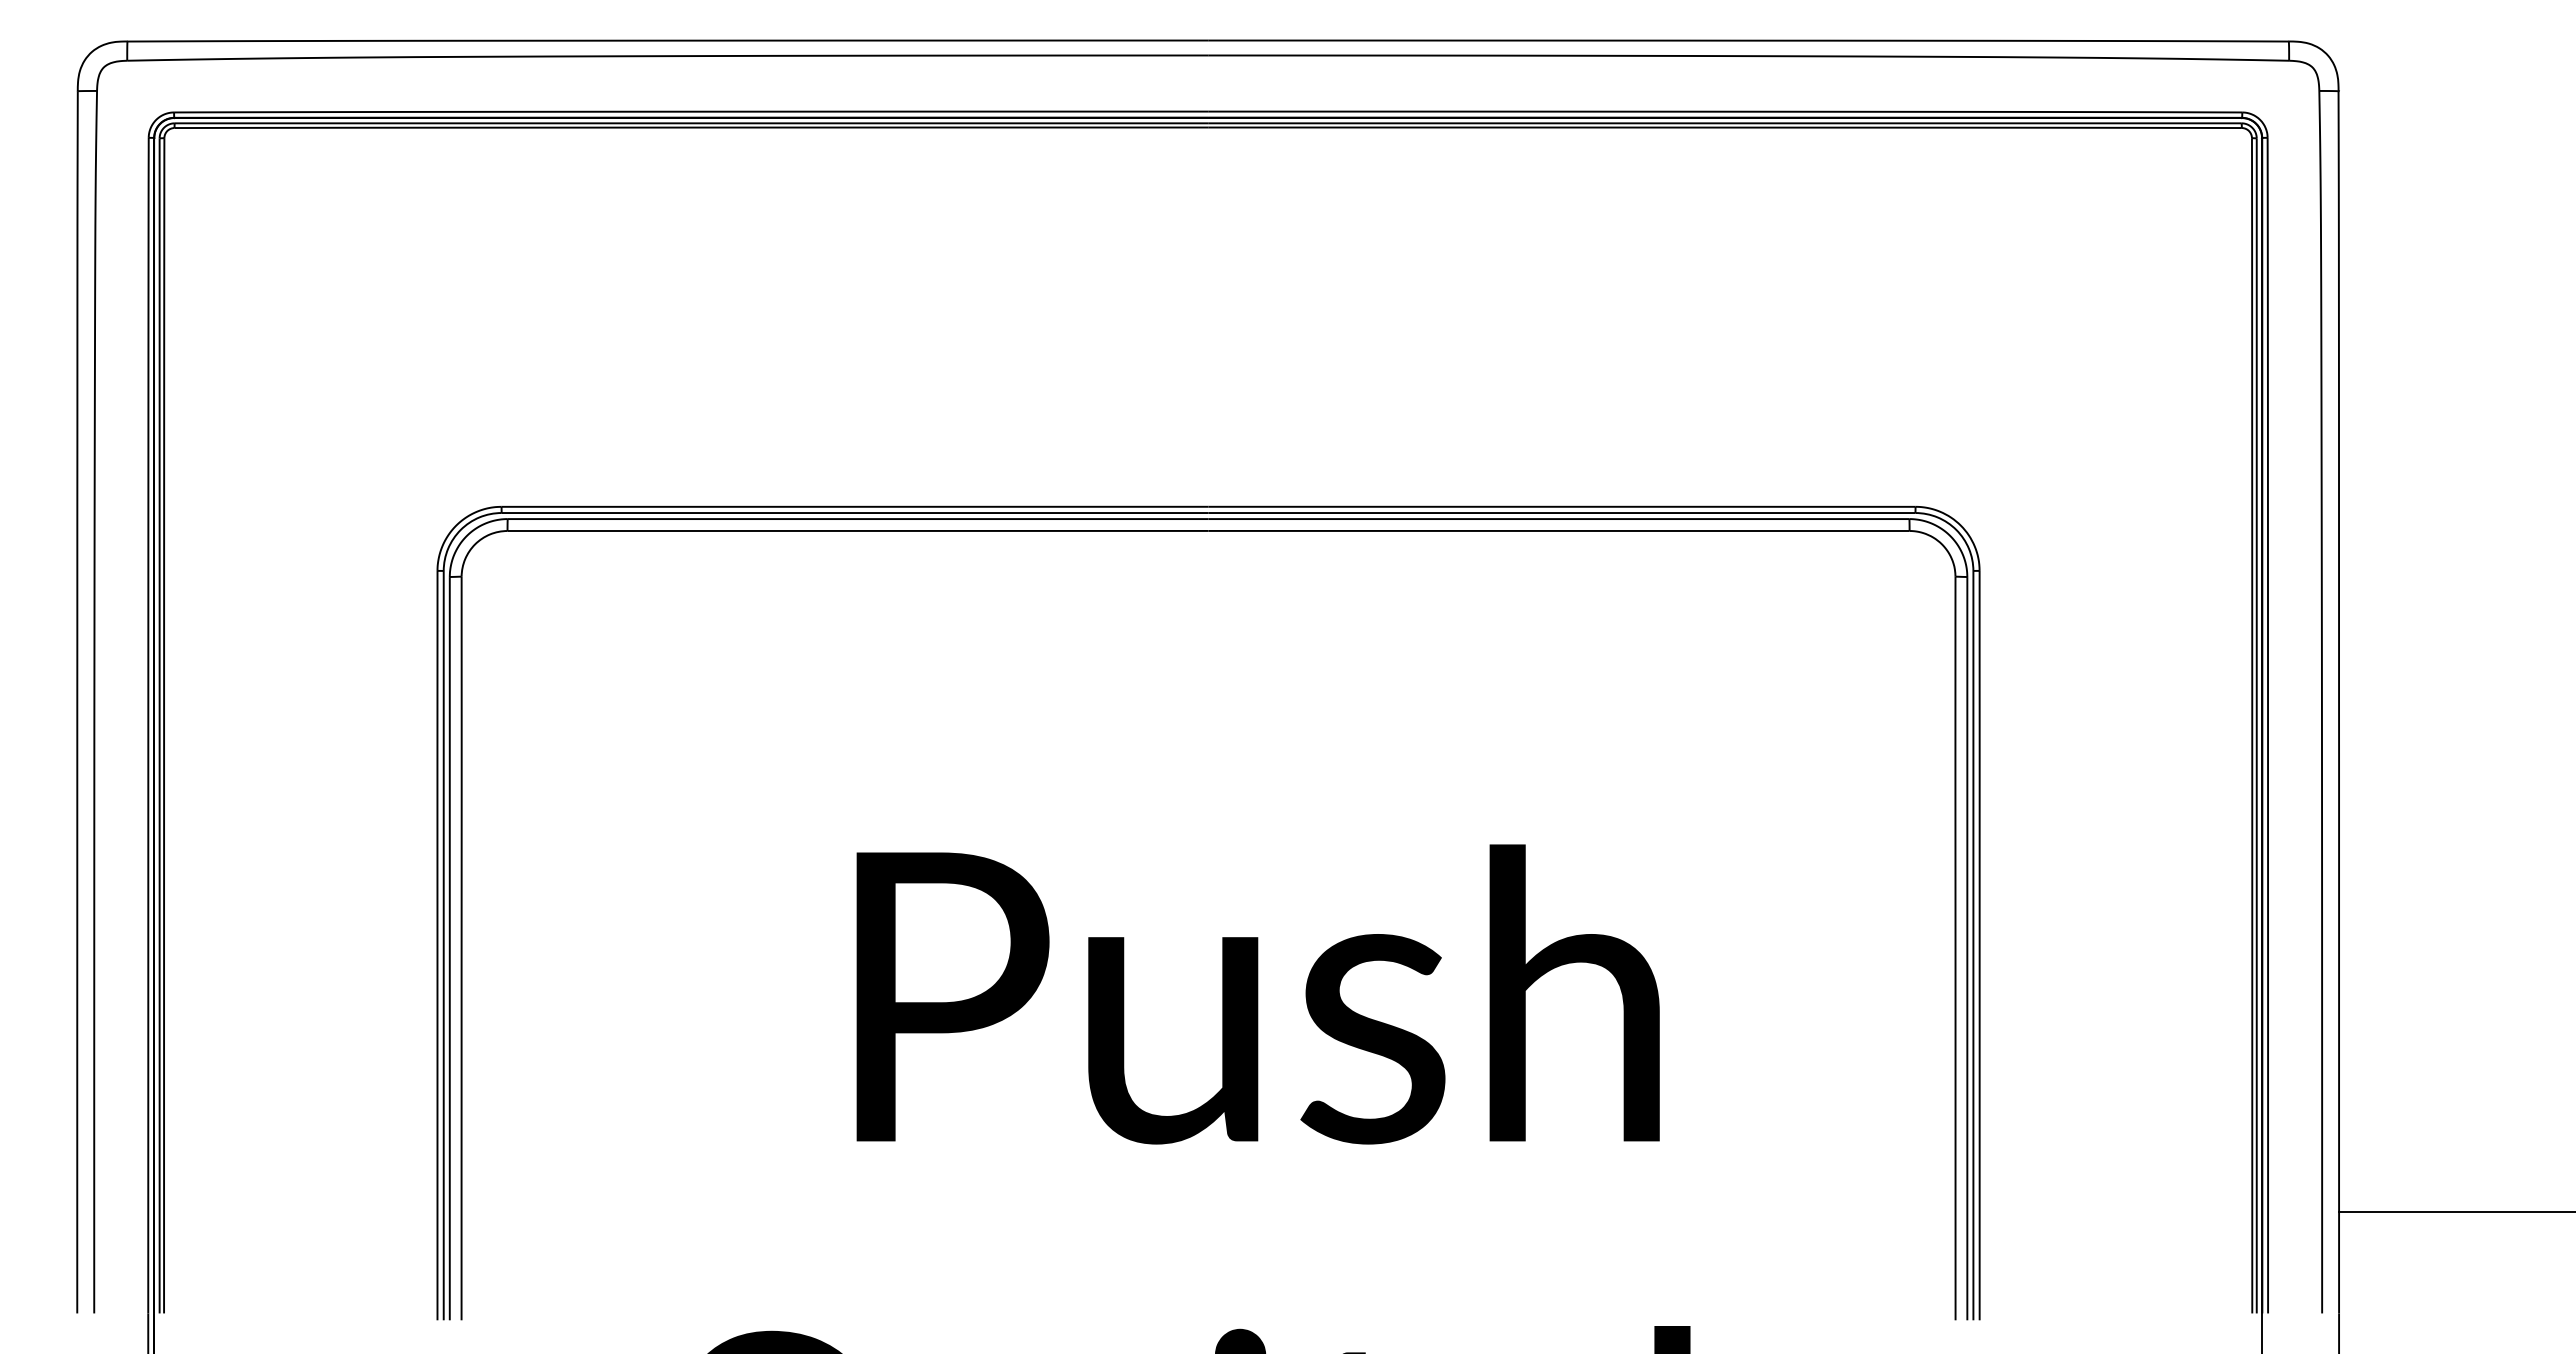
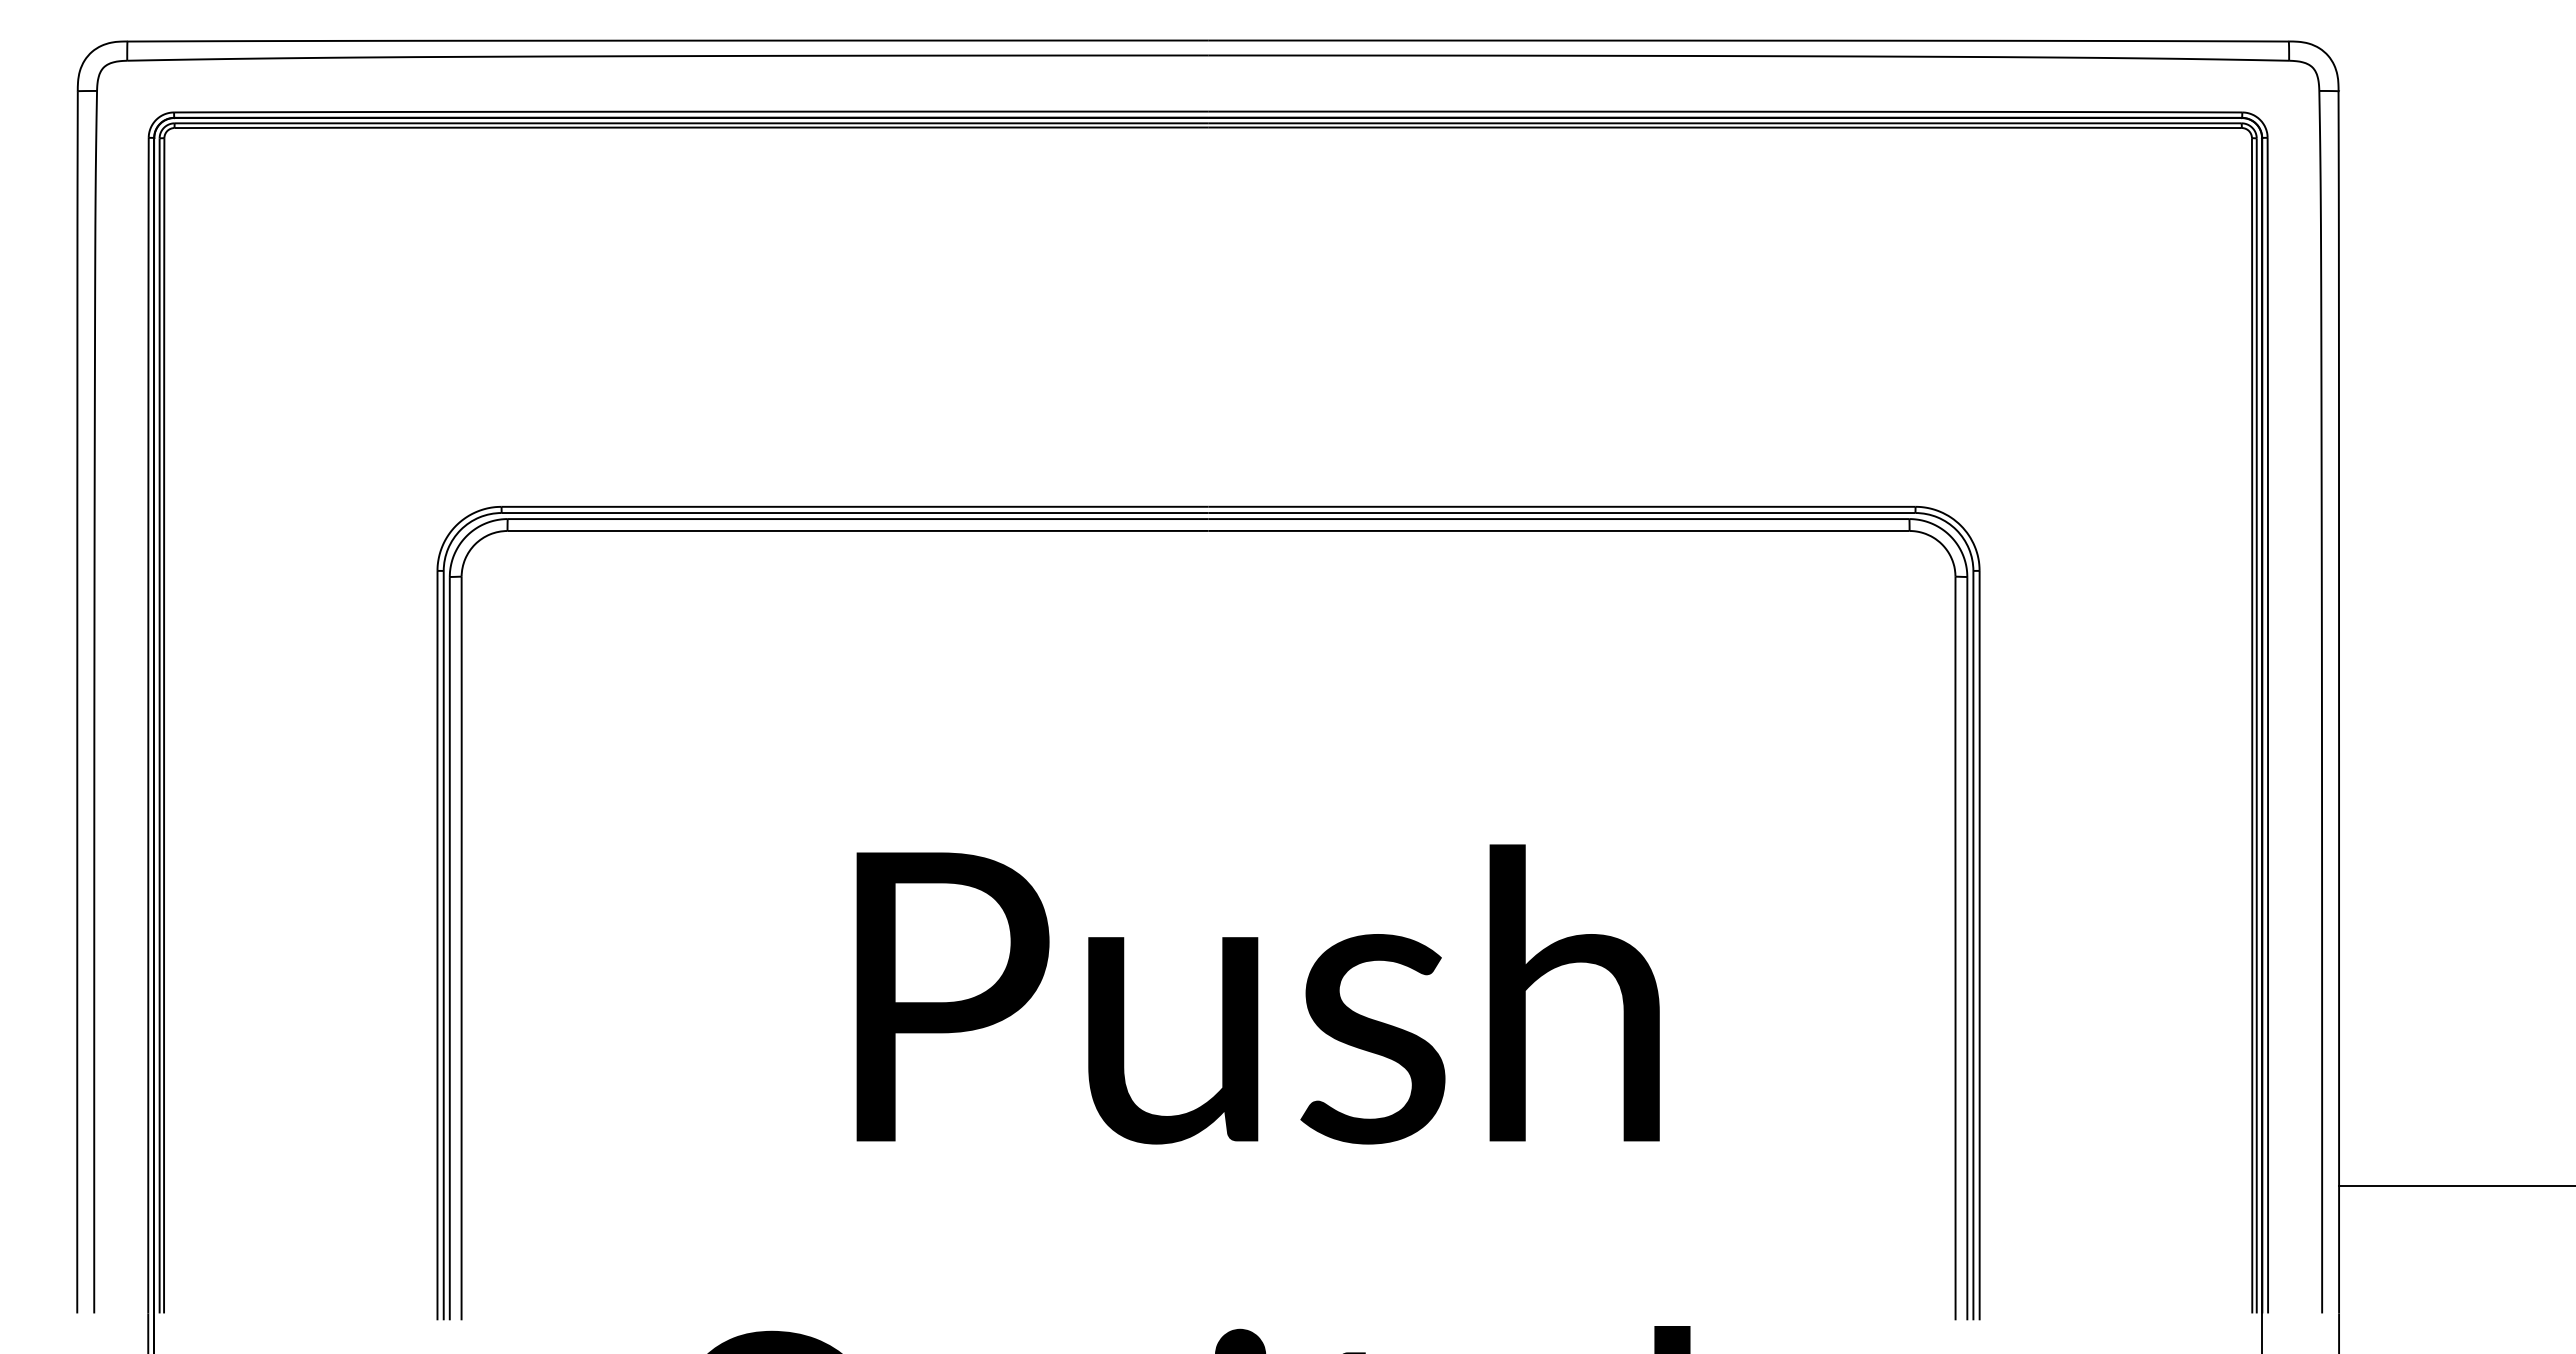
line position: (2455, 1212) -> (2455, 1186) (2455, 1186)
